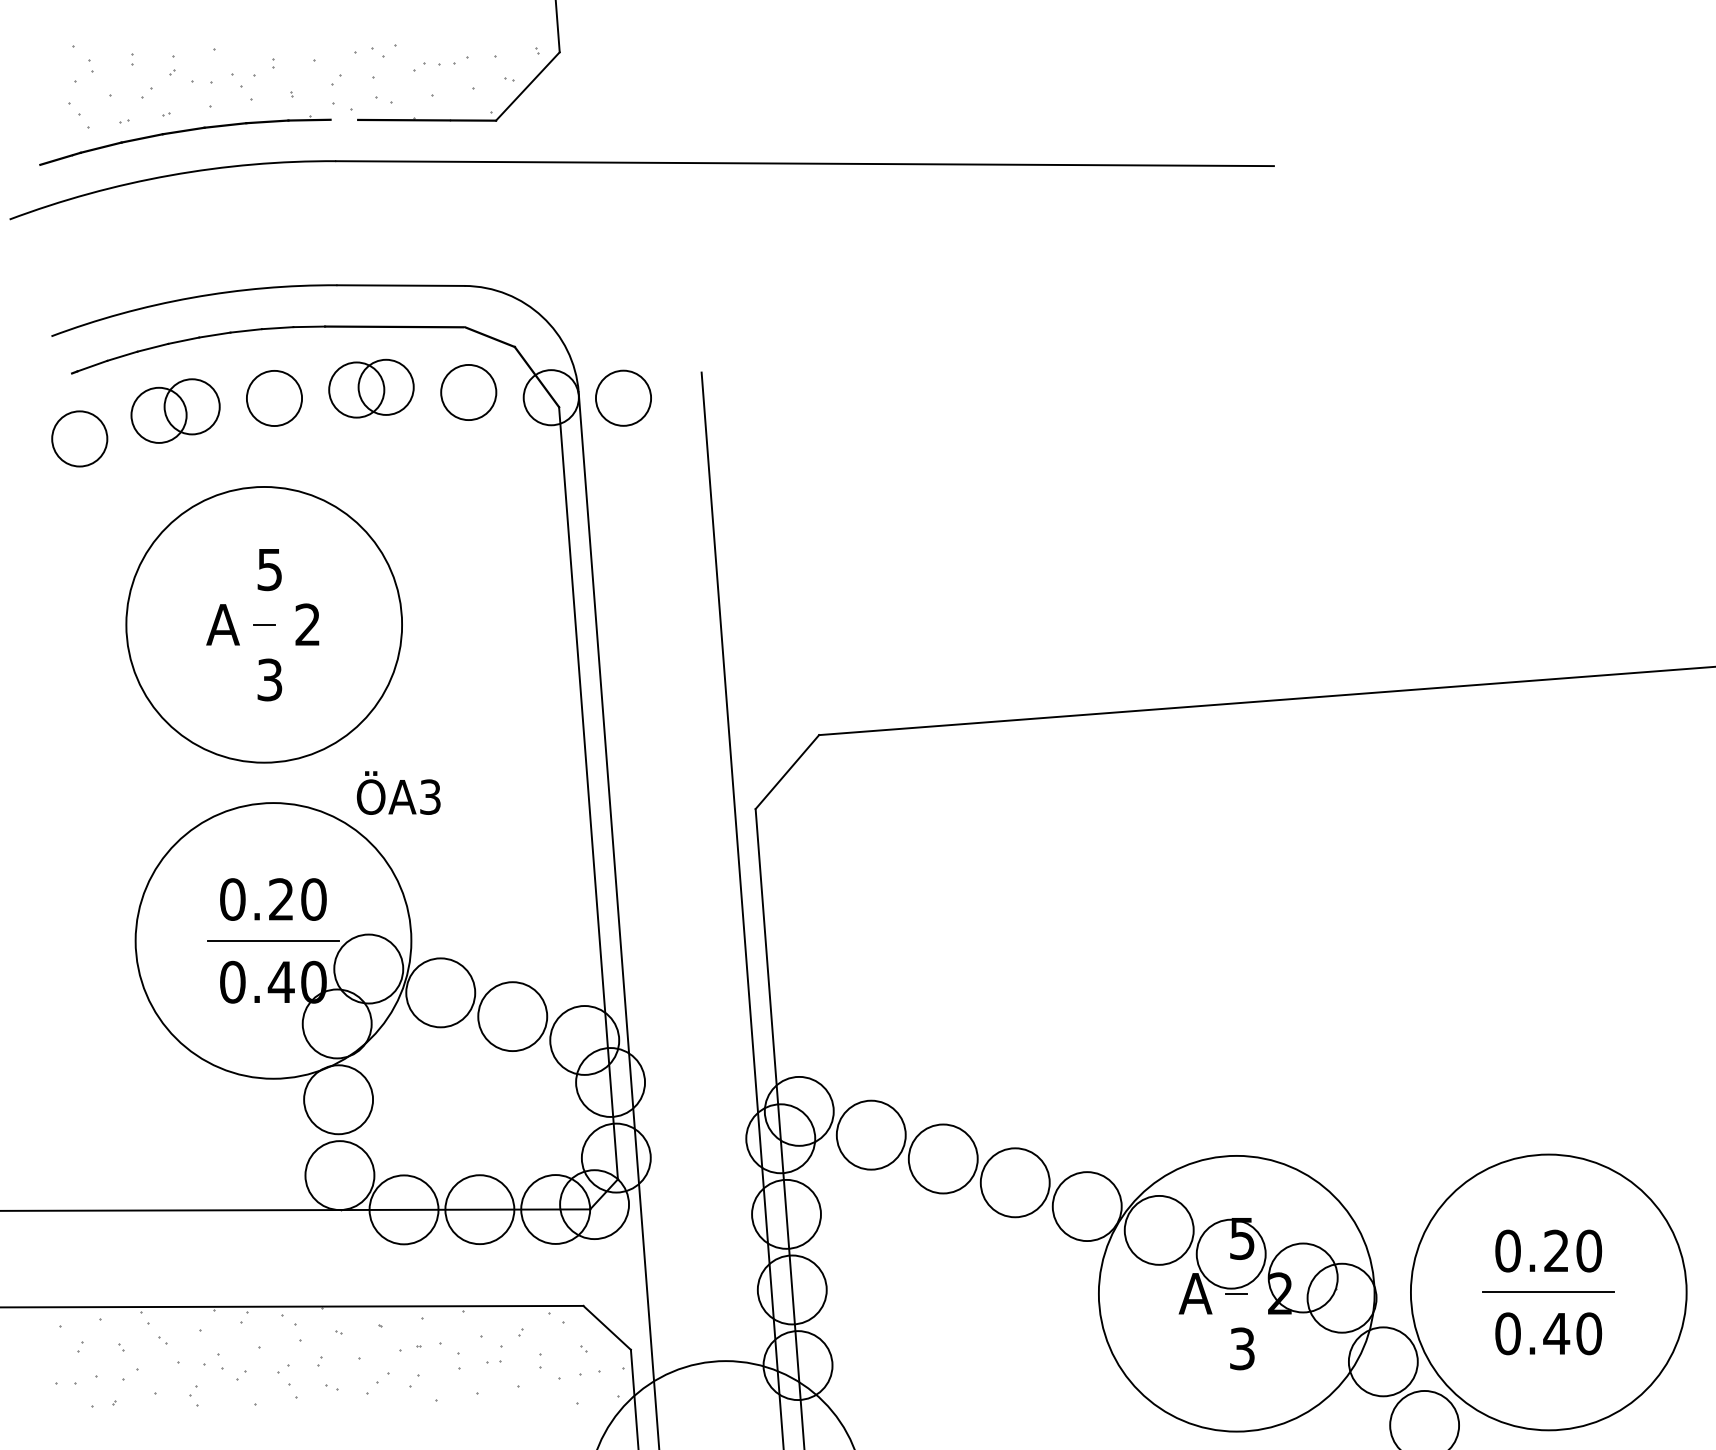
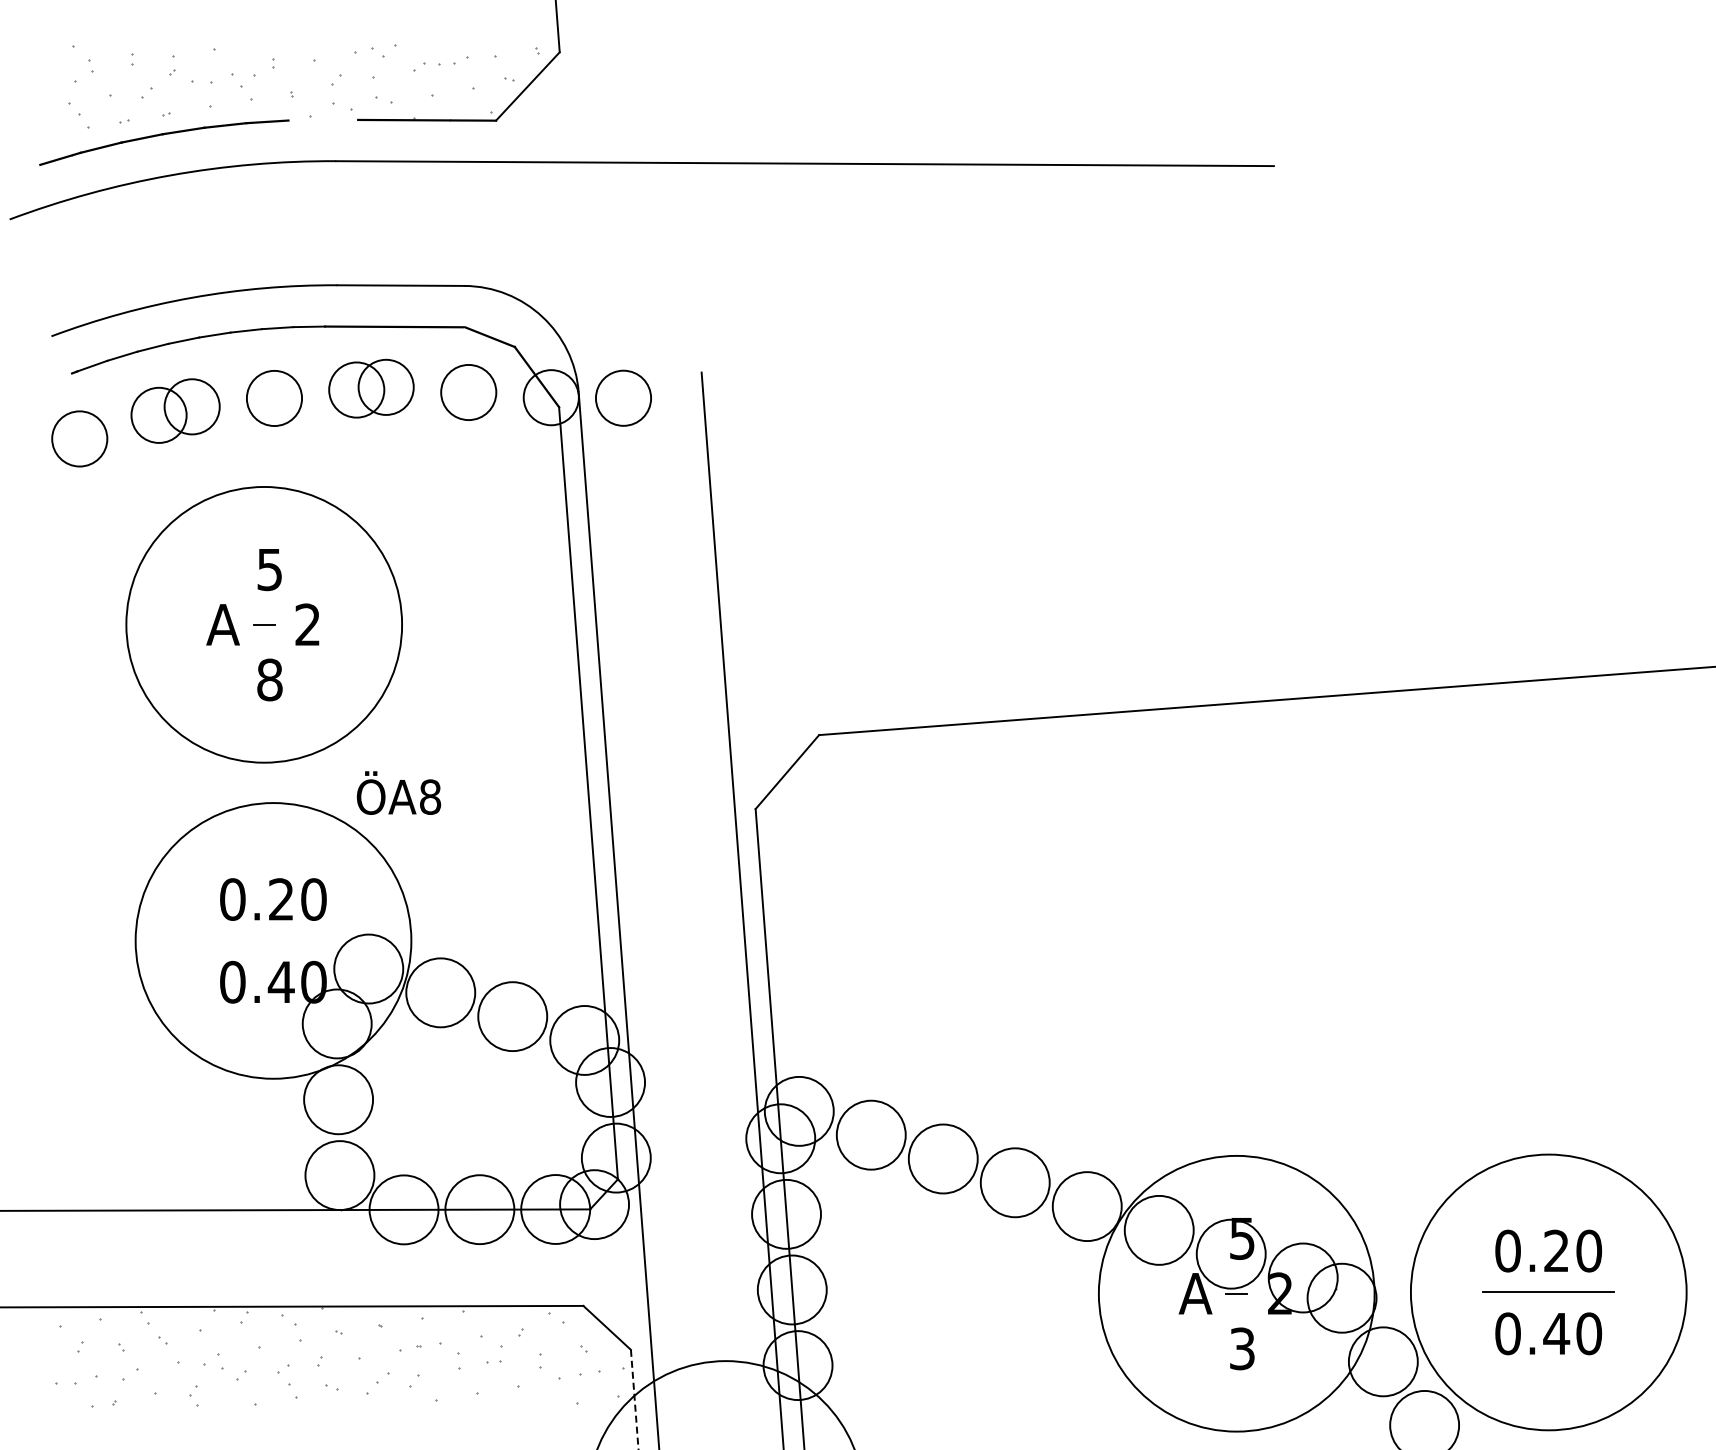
line: present -> none (309, 119)
text: 3 -> 8 (269, 679)
text: ÖA3 -> ÖA8 (430, 796)
line: present -> none (273, 940)
line: solid -> dashed (634, 1399)
